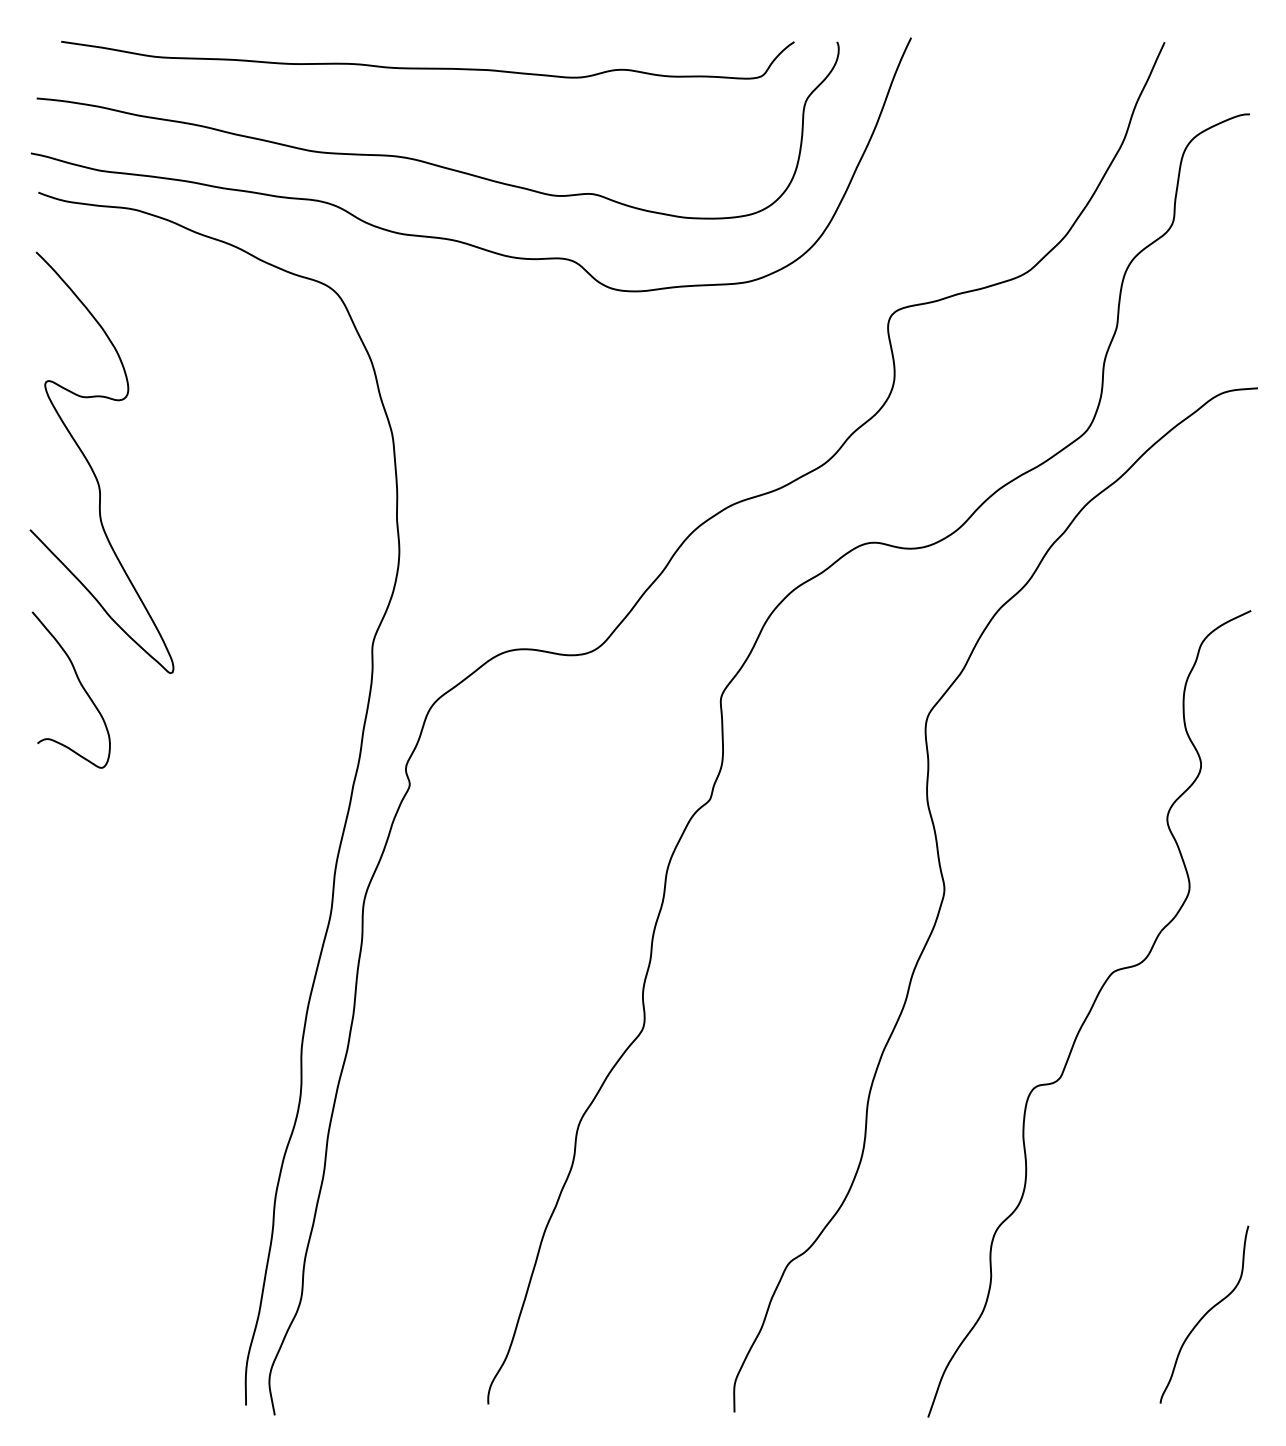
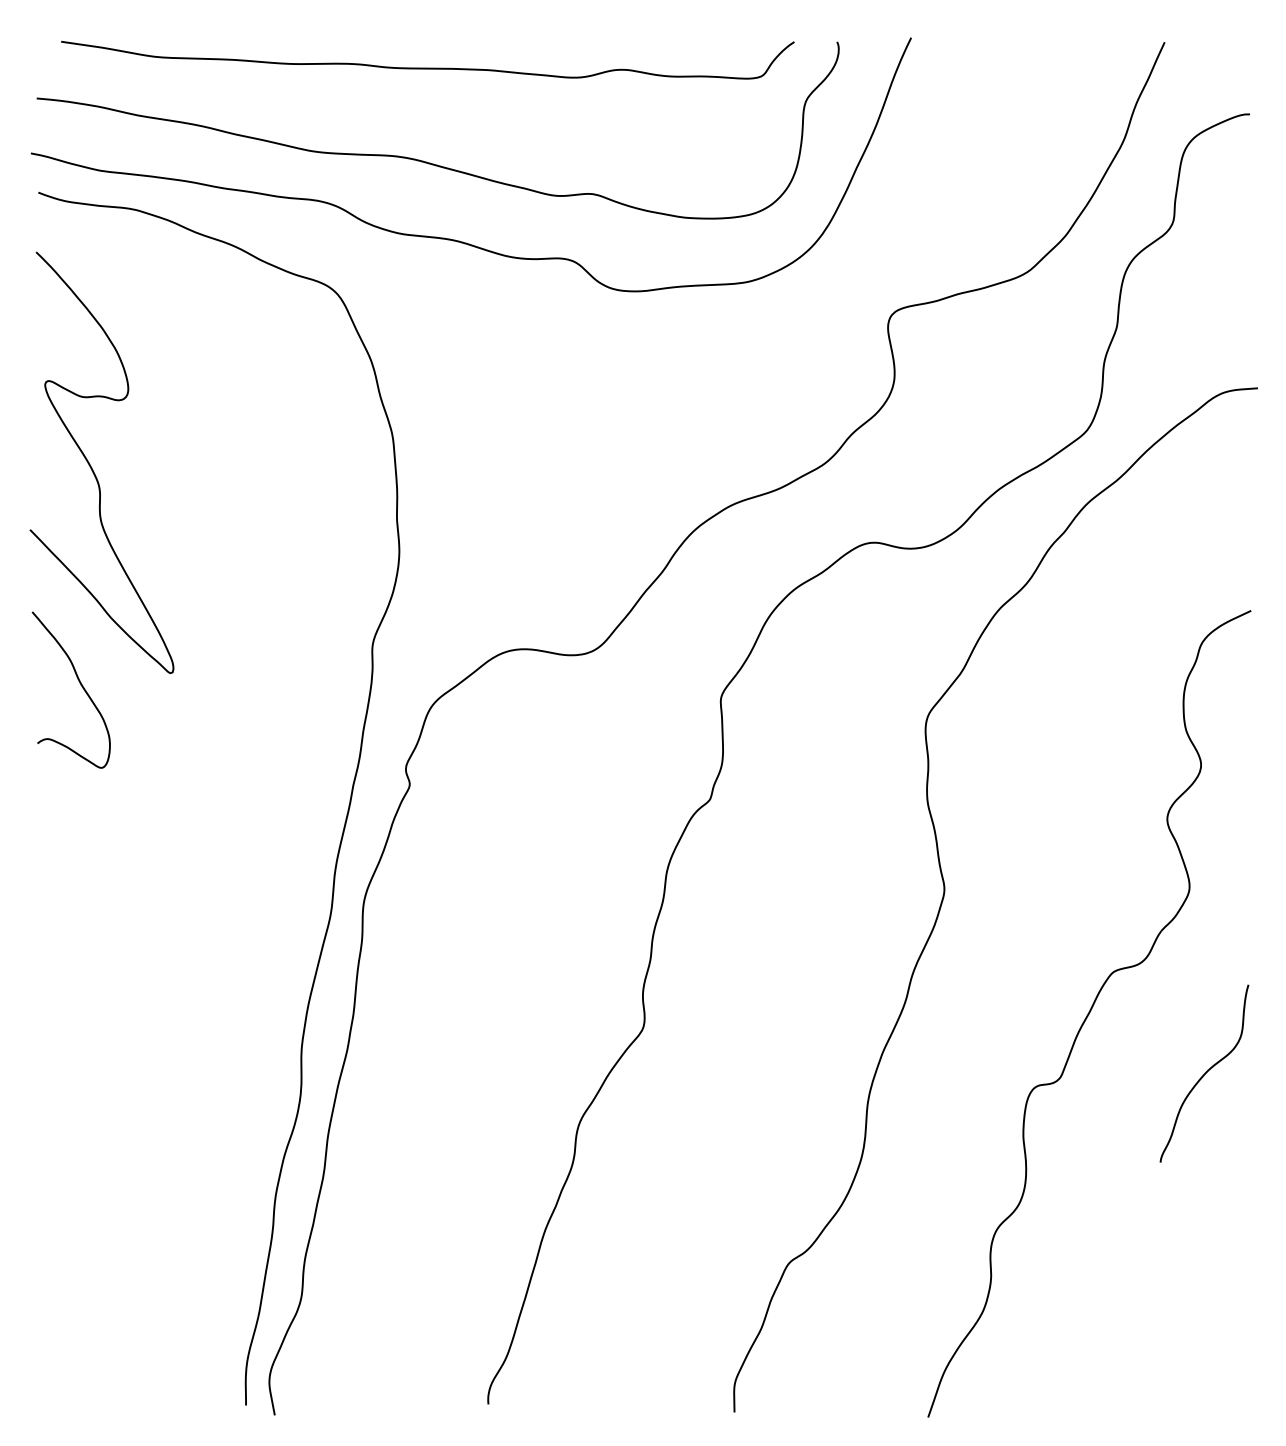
curve position: (1204, 1314) -> (1204, 1073) (1204, 1073)
